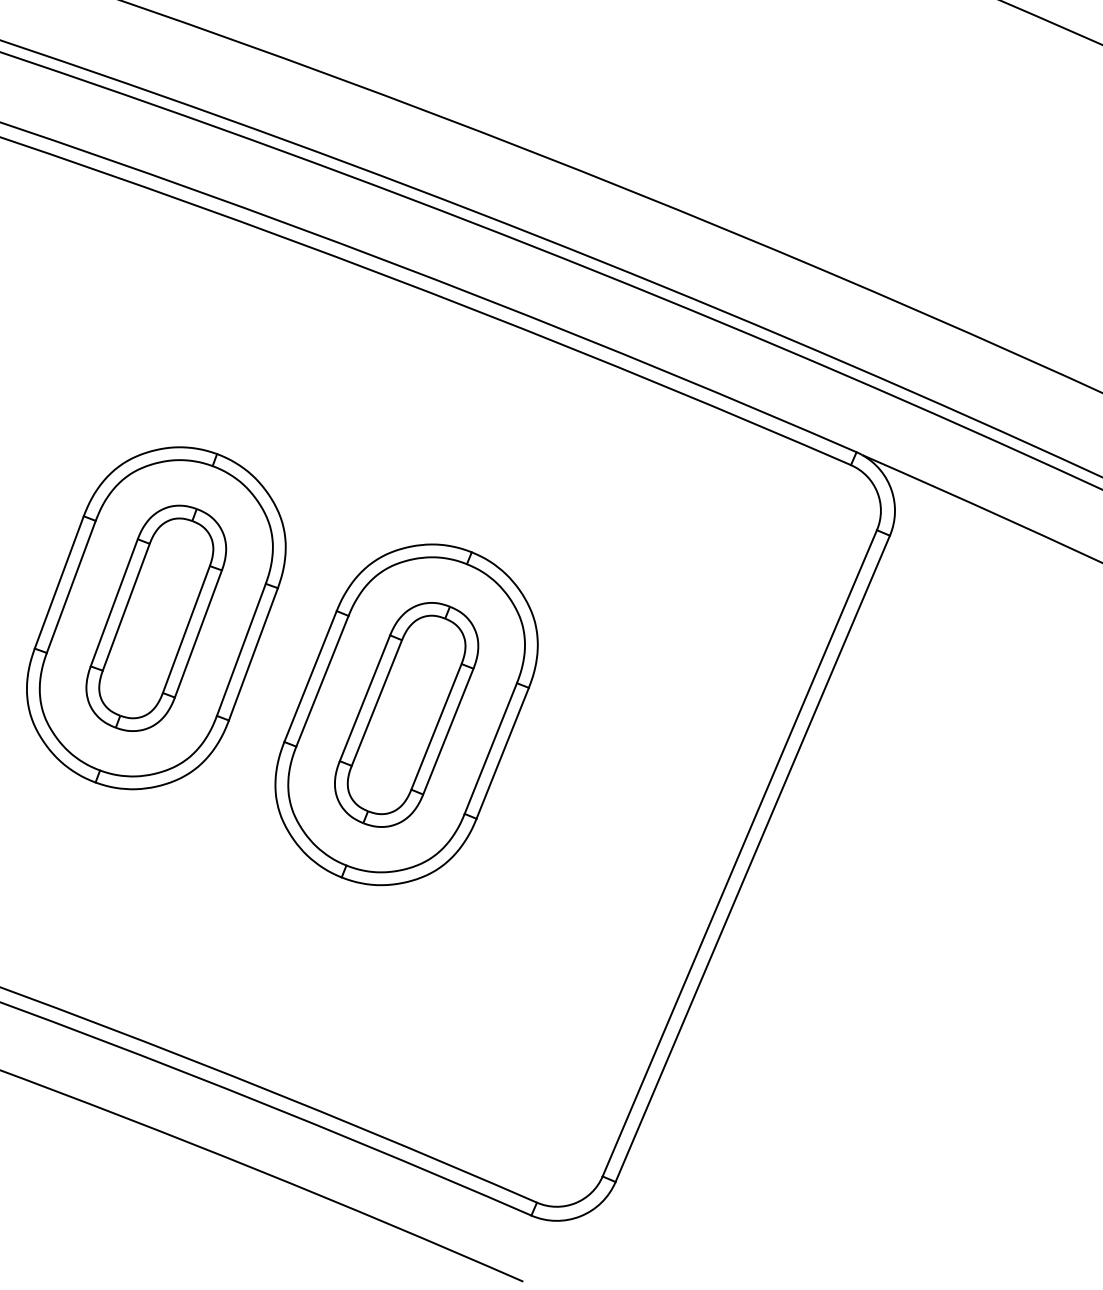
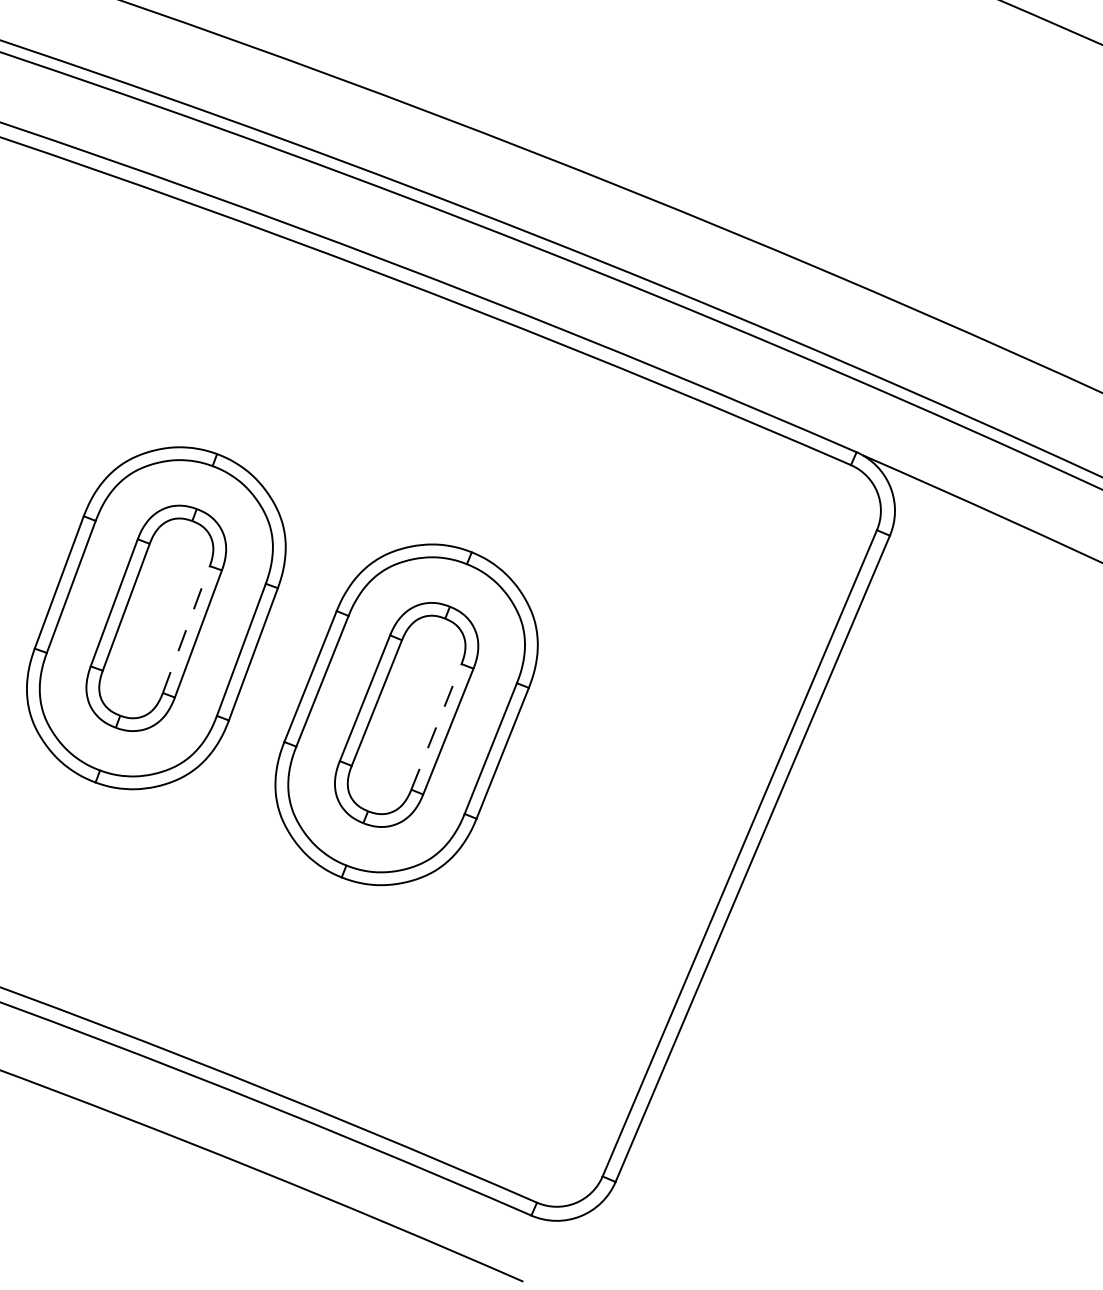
line: solid -> dashed (186, 629)
line: solid -> dashed (436, 726)
